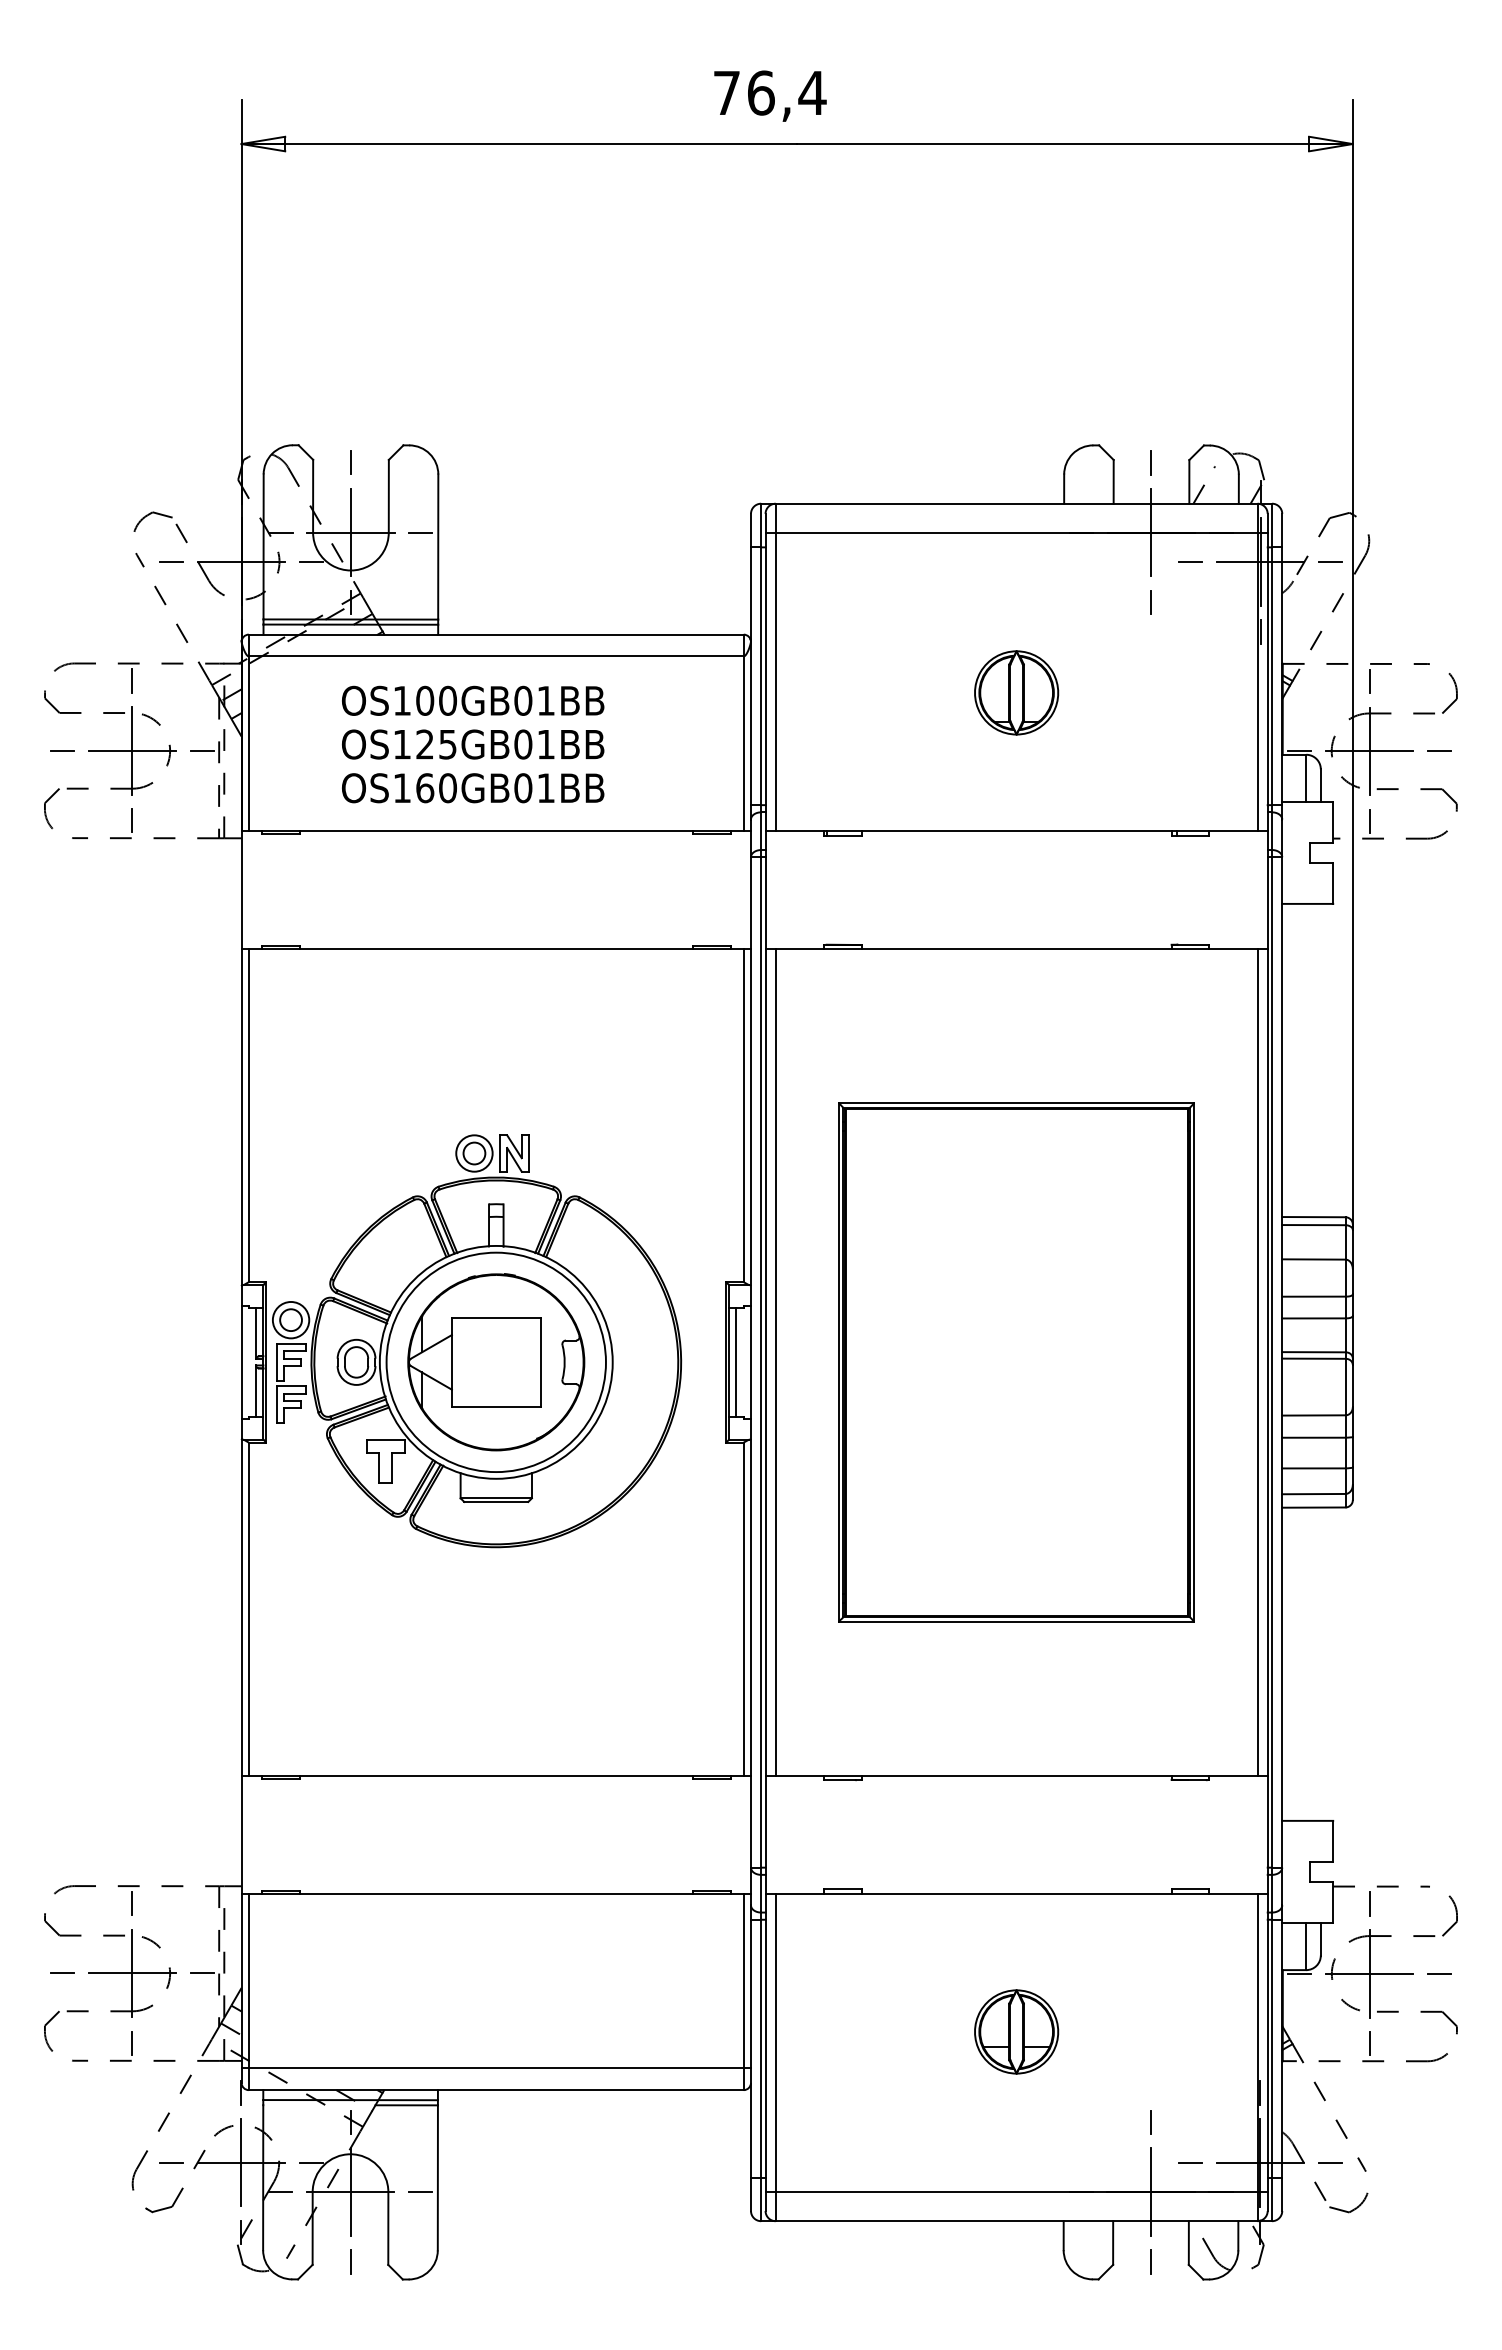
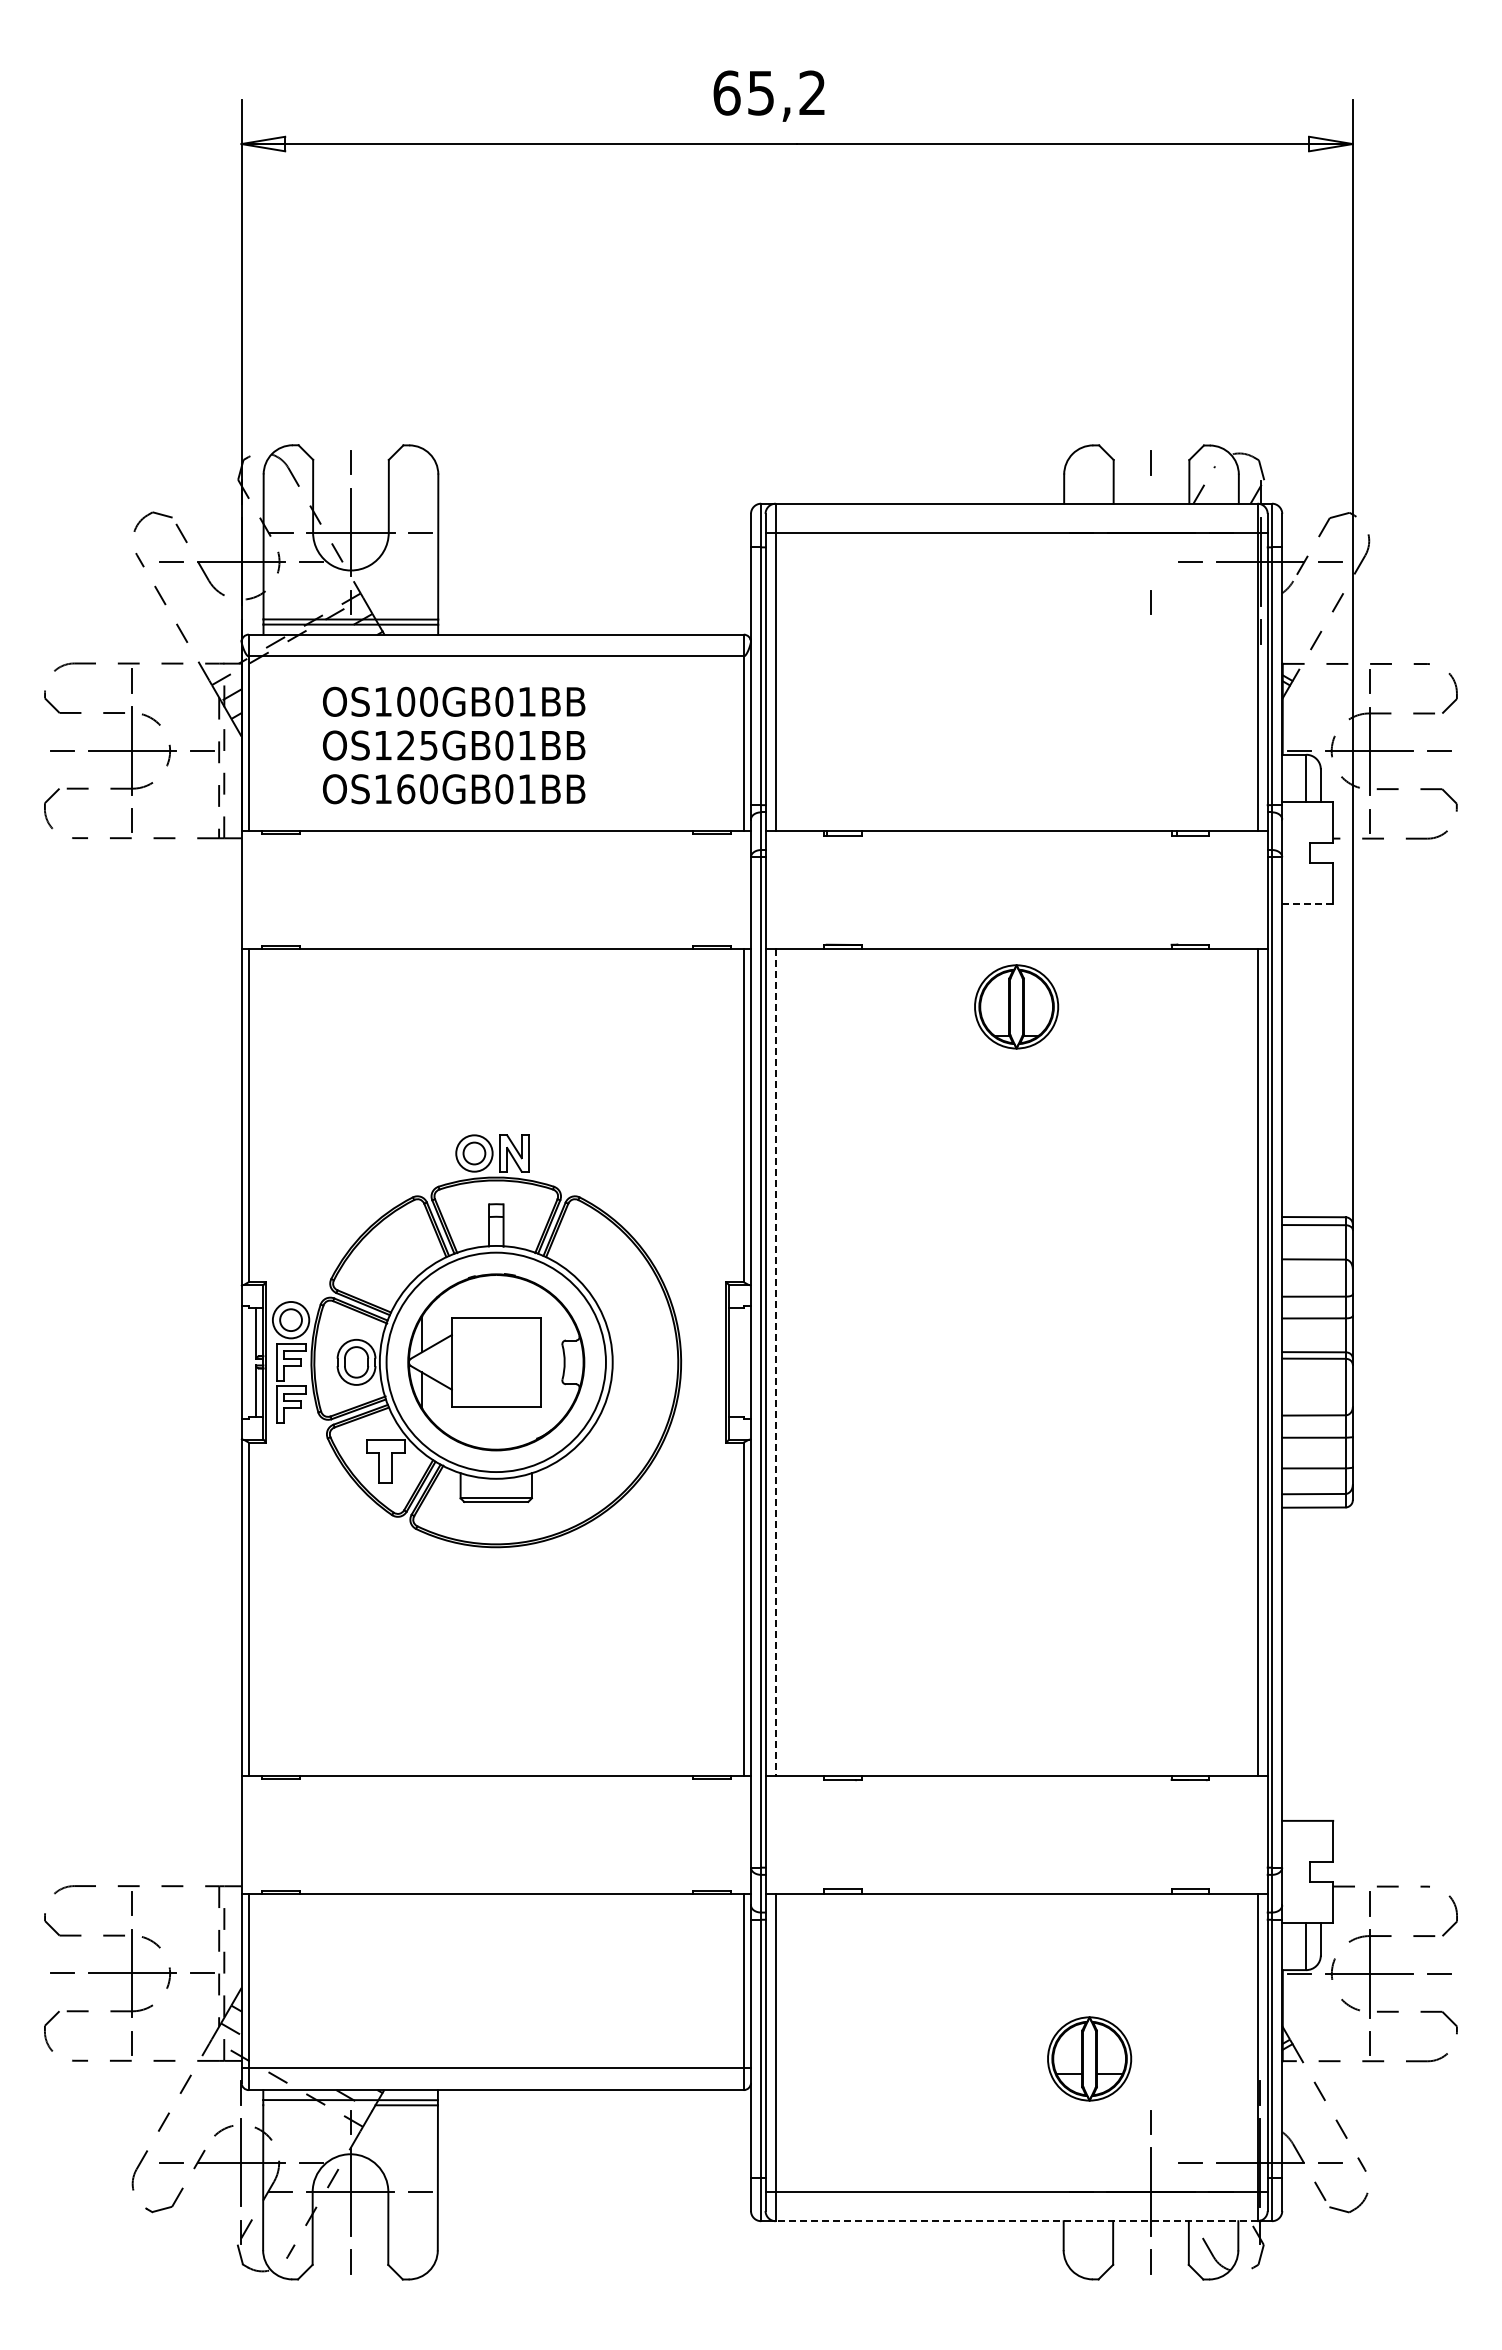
text: 76,4 -> 65,2 (769, 92)
line: present -> none (1151, 532)
part position: (1016, 692) -> (1016, 1006) (1016, 1006)
text position: (473, 744) -> (454, 745) (454, 745)
line: solid -> dashed (1308, 903)
line: present -> none (736, 1362)
line: solid -> dashed (775, 1362)
part: present -> none (1016, 1362)
part position: (1016, 2031) -> (1089, 2058) (1089, 2058)
line: solid -> dashed (1016, 2221)
